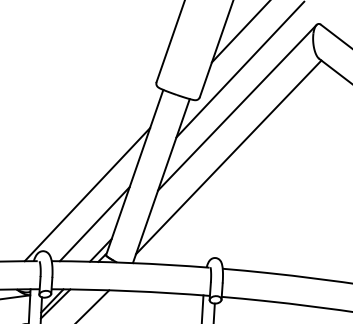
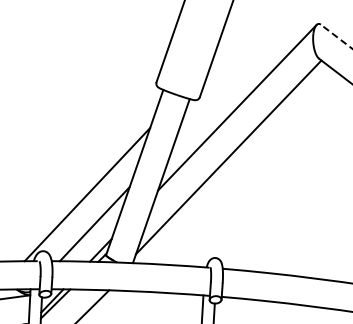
line: present -> none (239, 32)
line: solid -> dashed (336, 36)
line: present -> none (239, 69)
